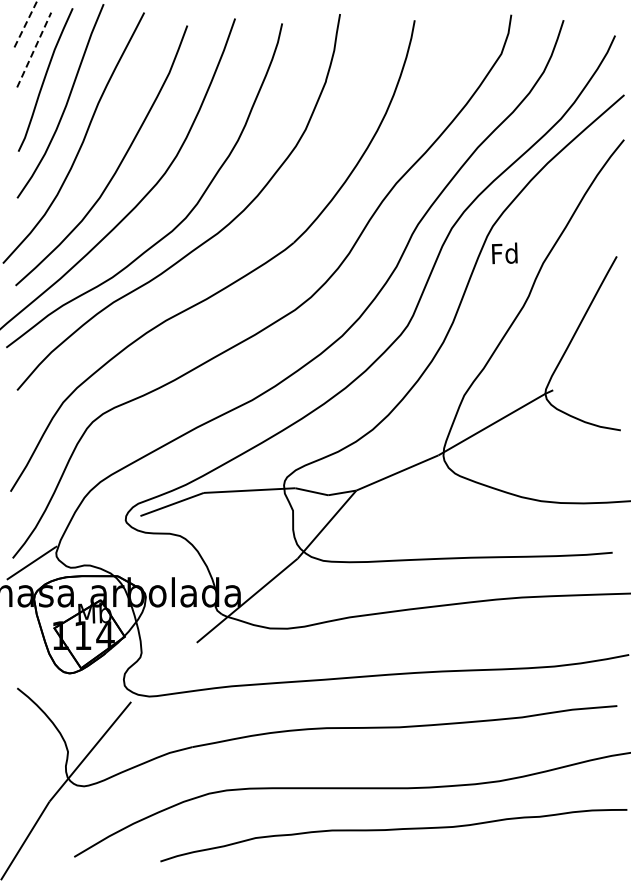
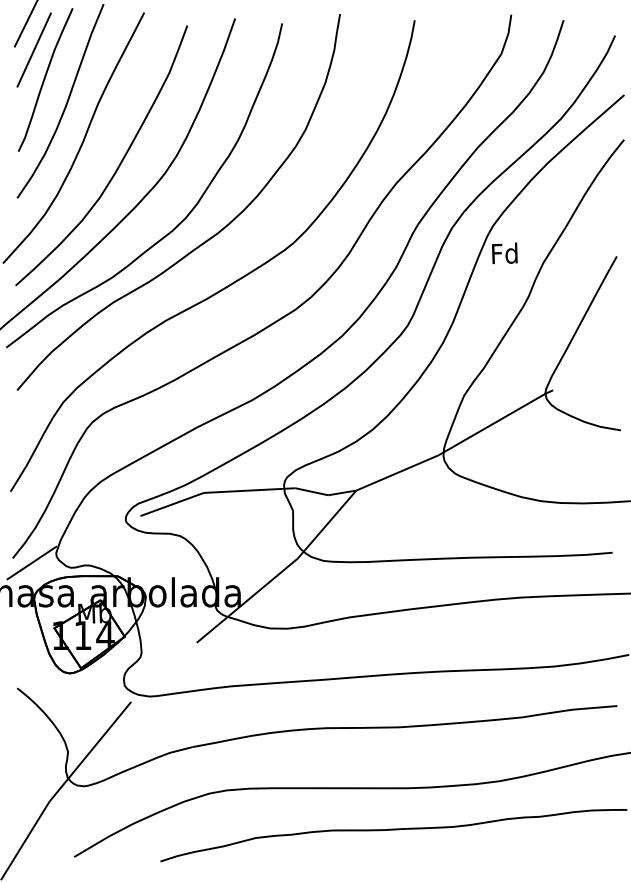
line: dashed -> solid (26, 23)
line: dashed -> solid (34, 50)
